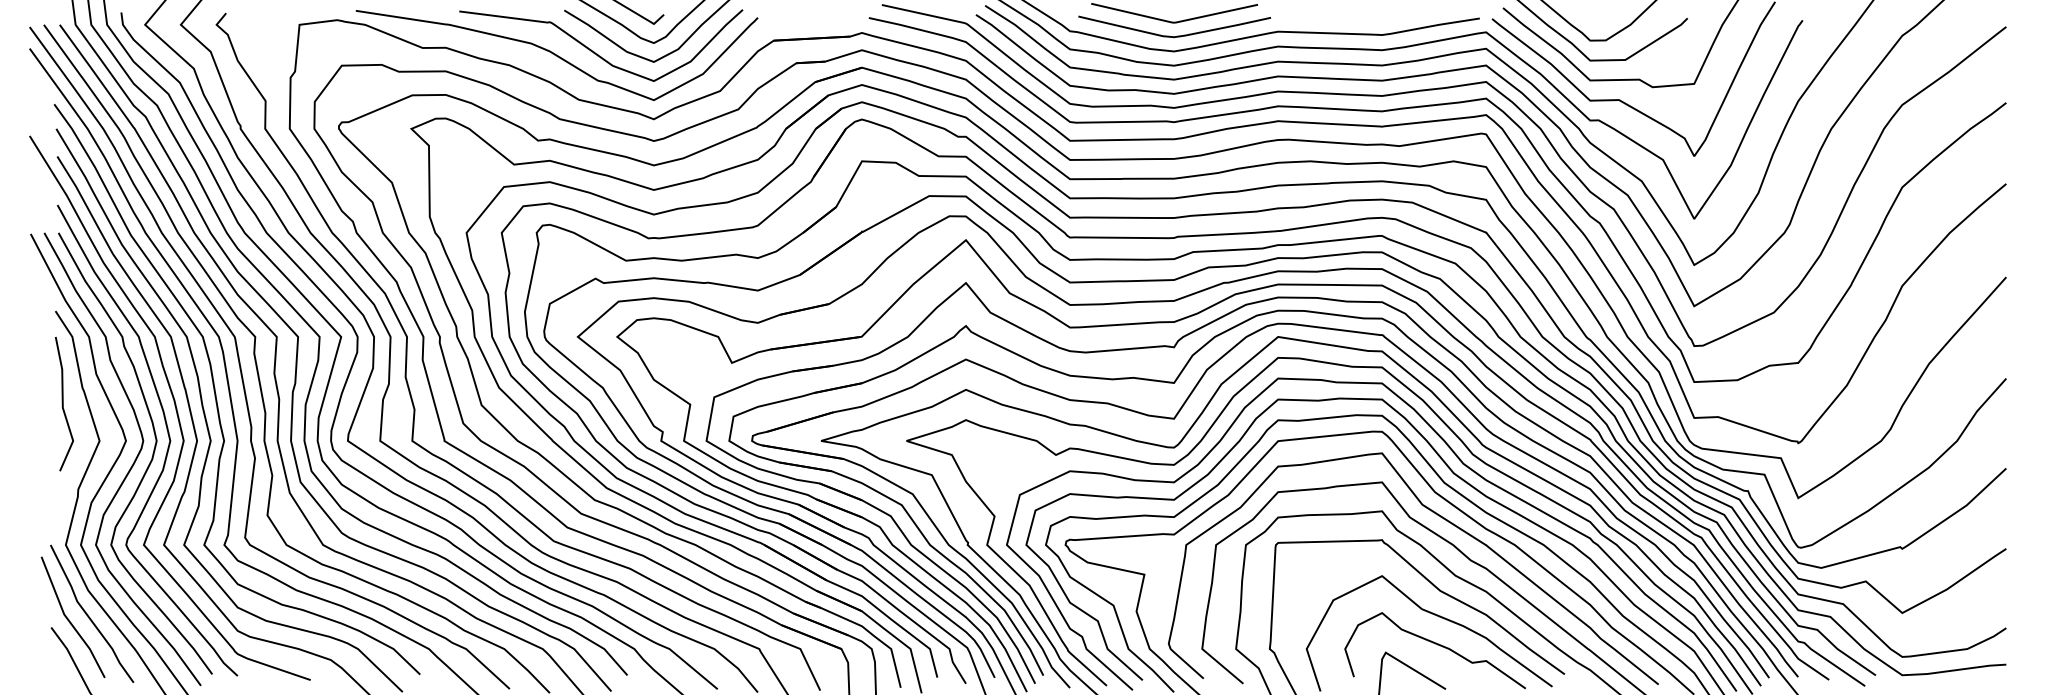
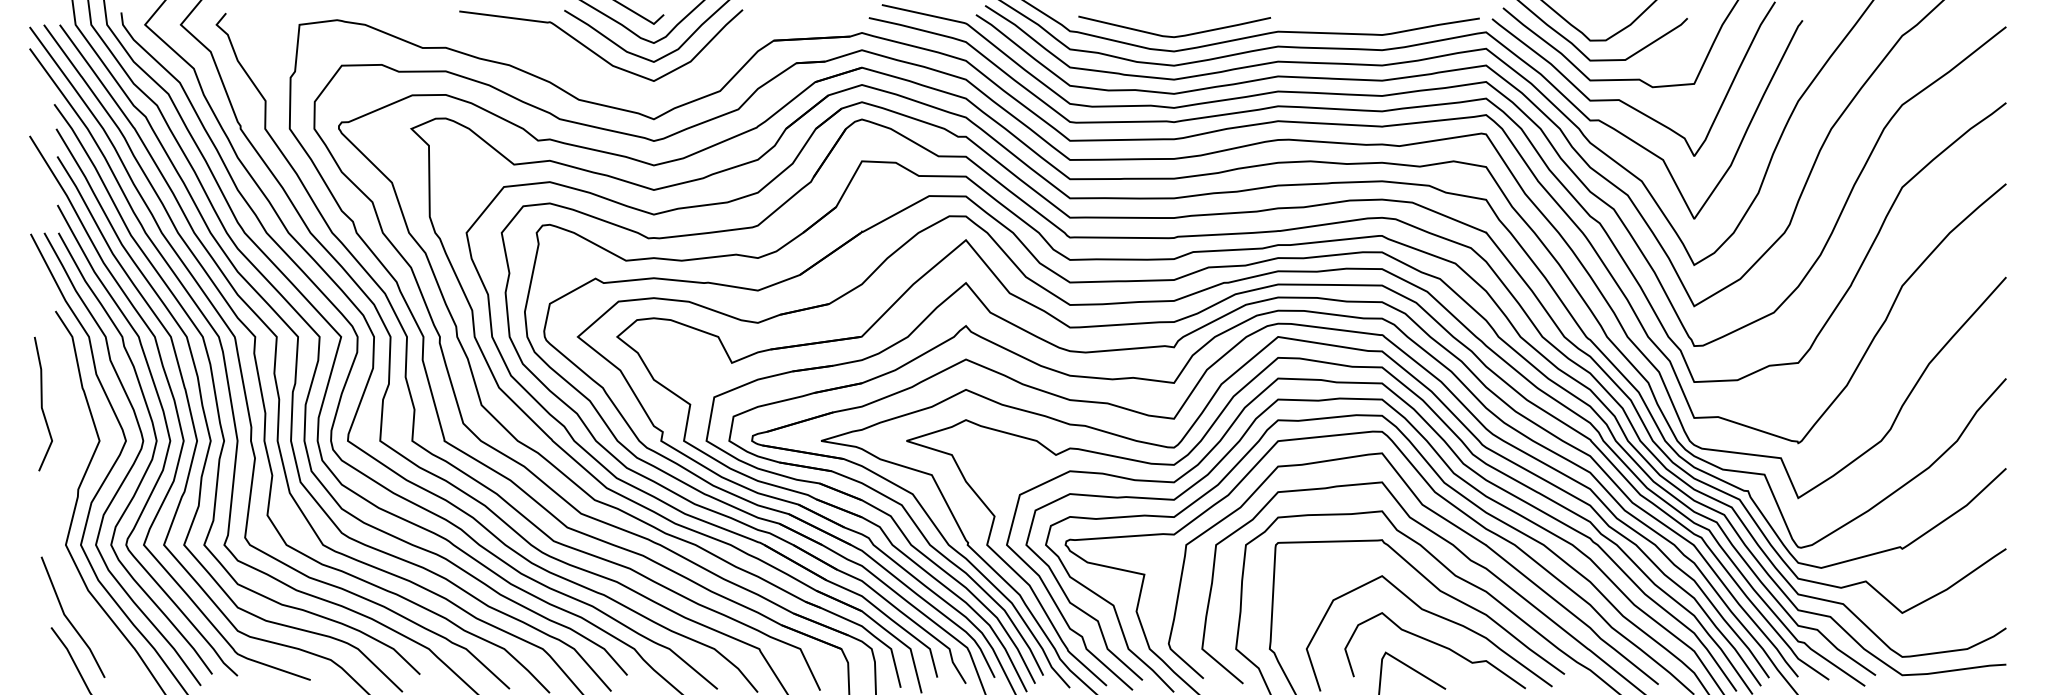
line: present -> none (1174, 21)
curve: present -> none (556, 55)
line position: (63, 403) -> (42, 403) (42, 403)
curve: present -> none (88, 614)
